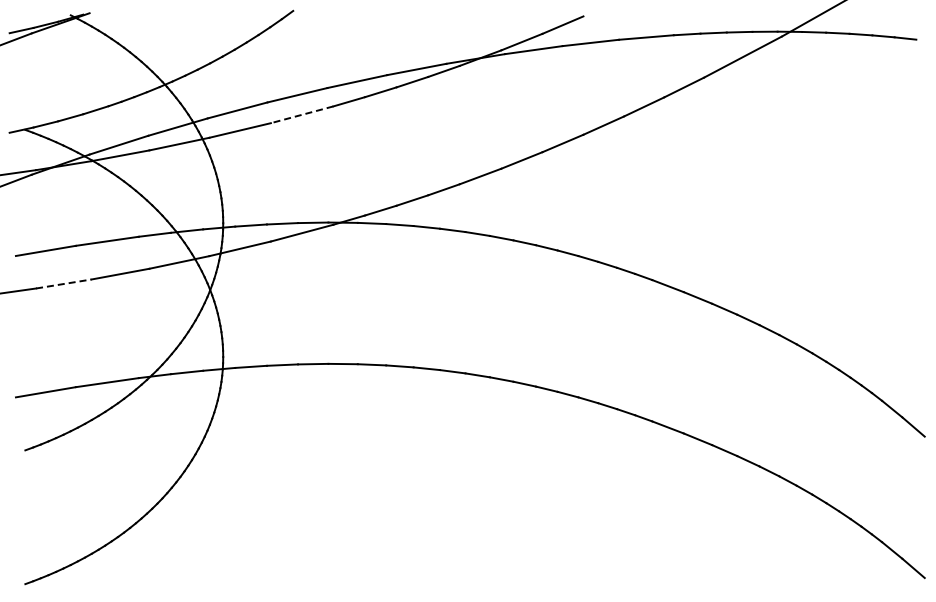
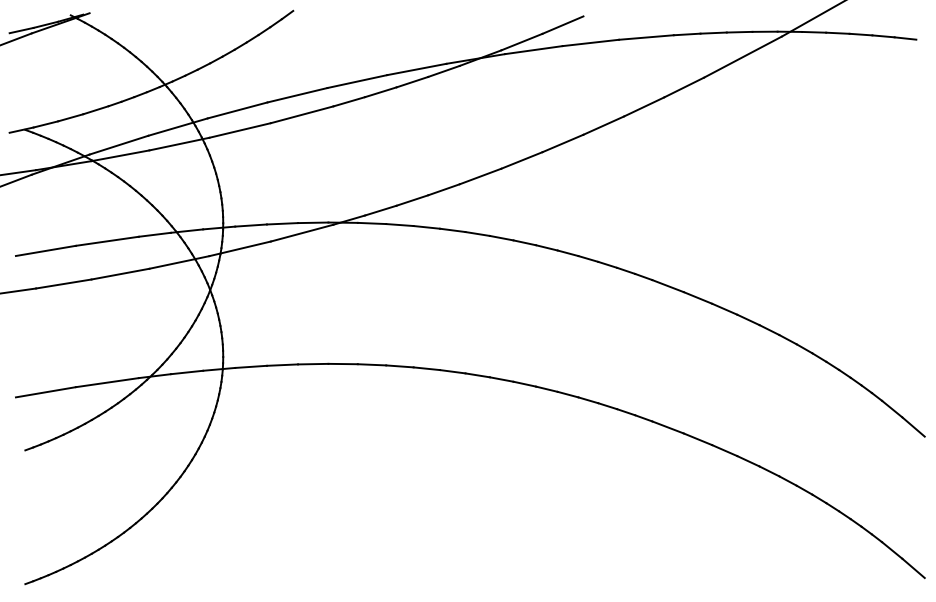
line: dashed -> solid (301, 114)
line: dashed -> solid (64, 283)
